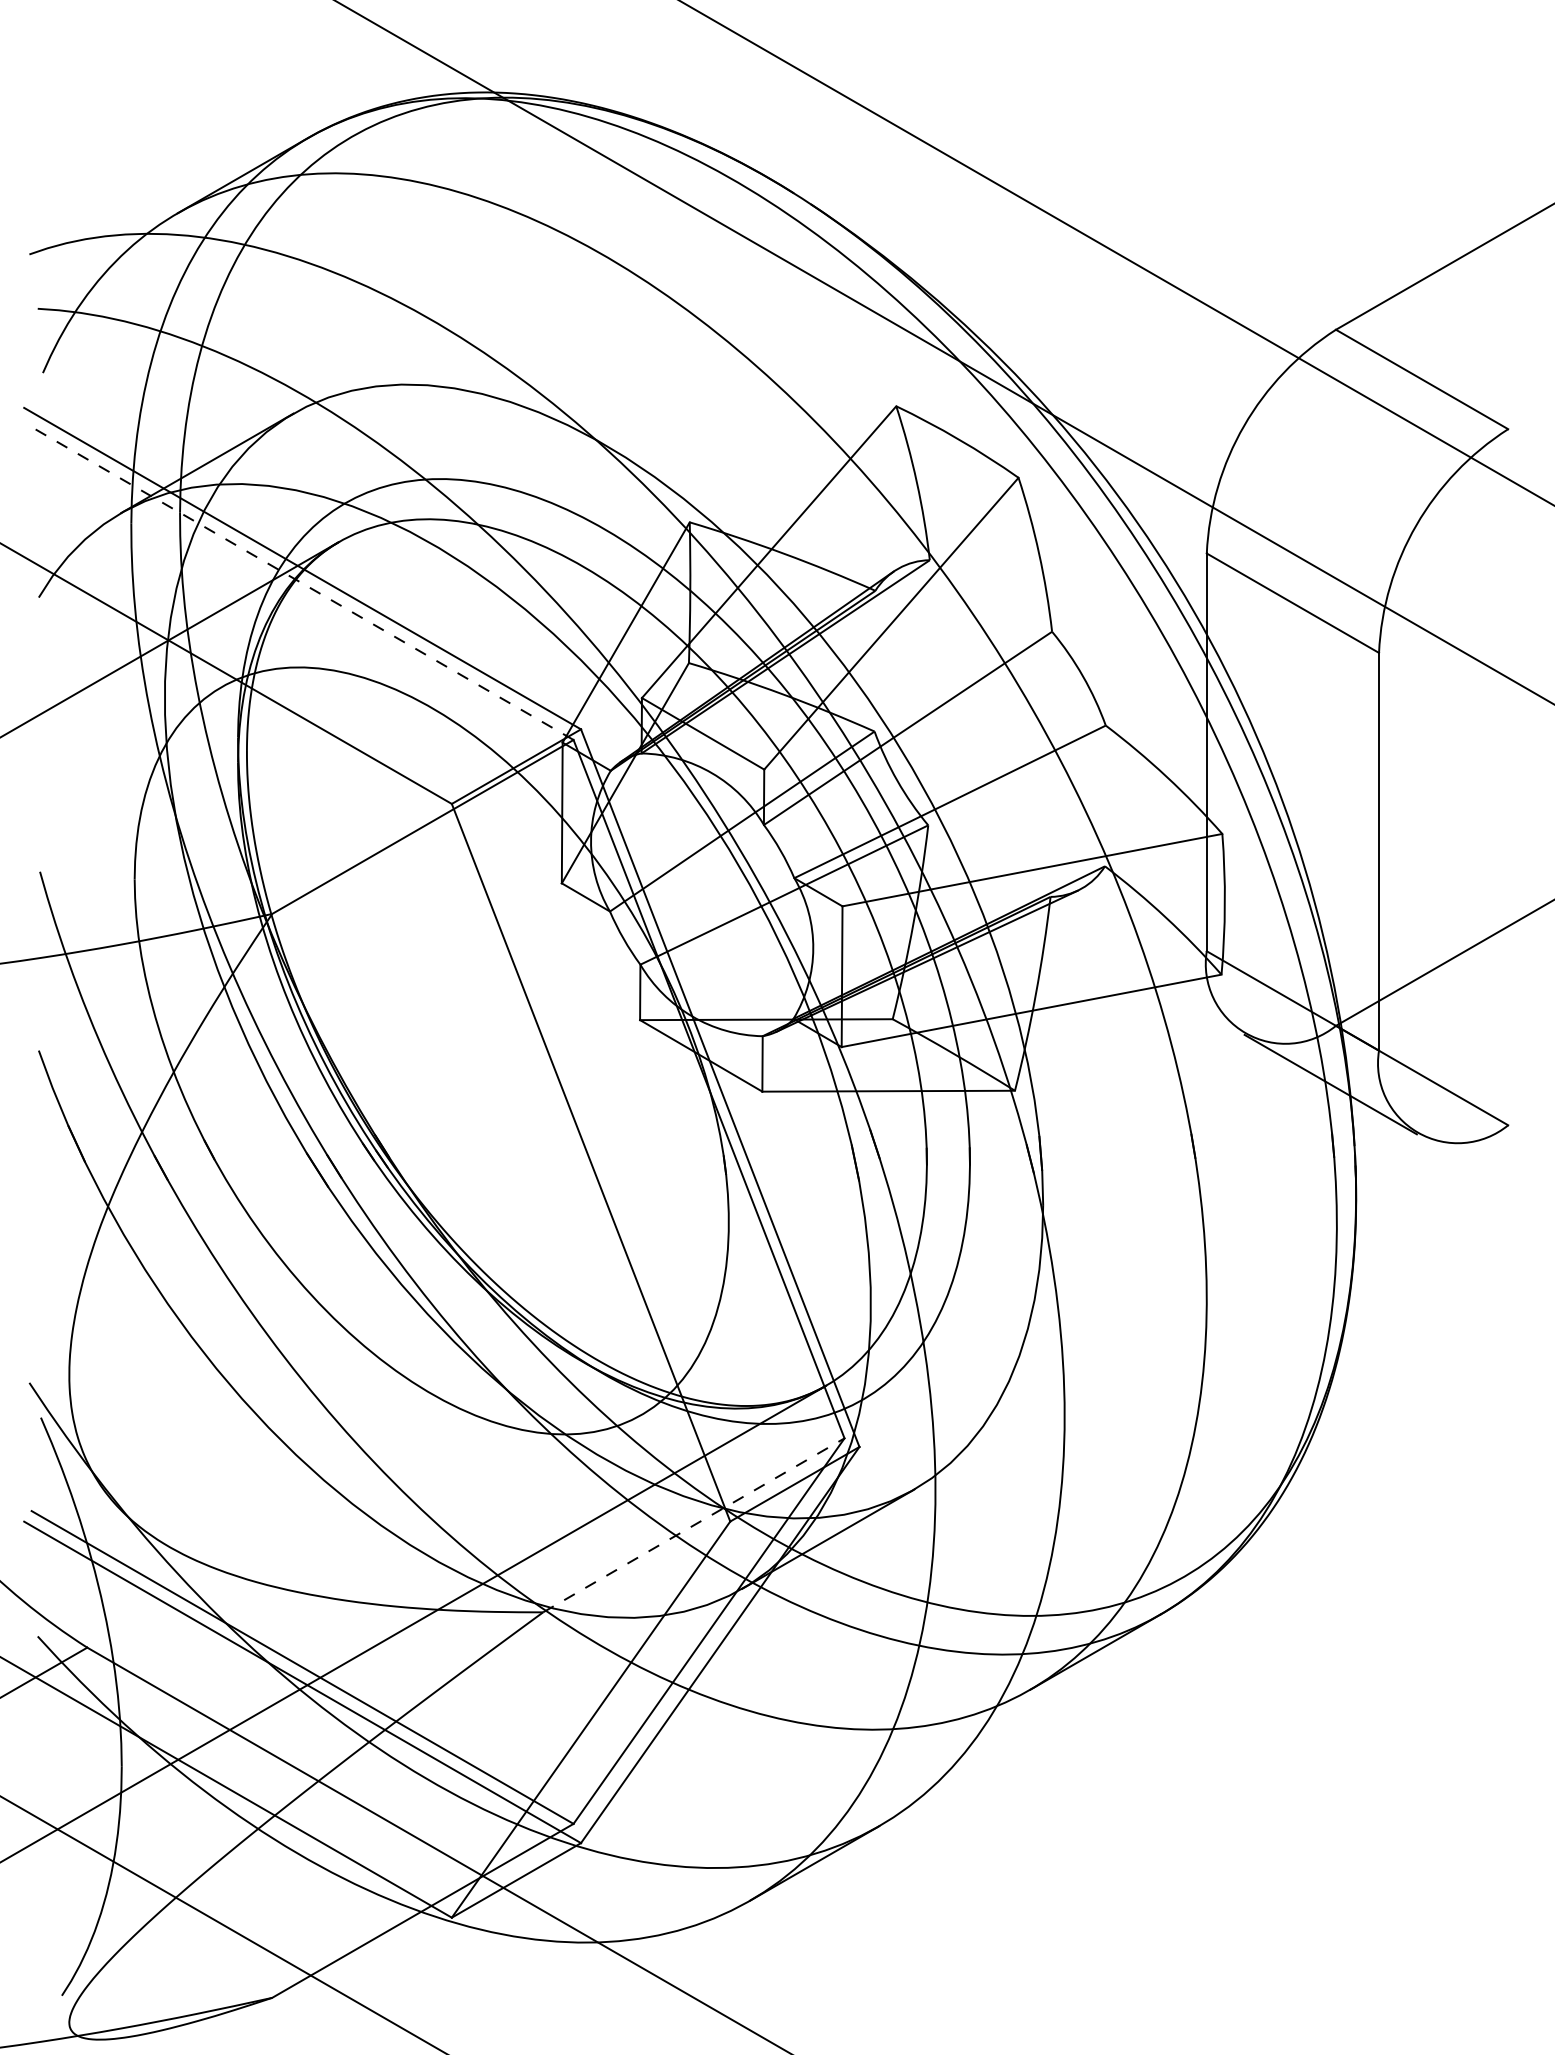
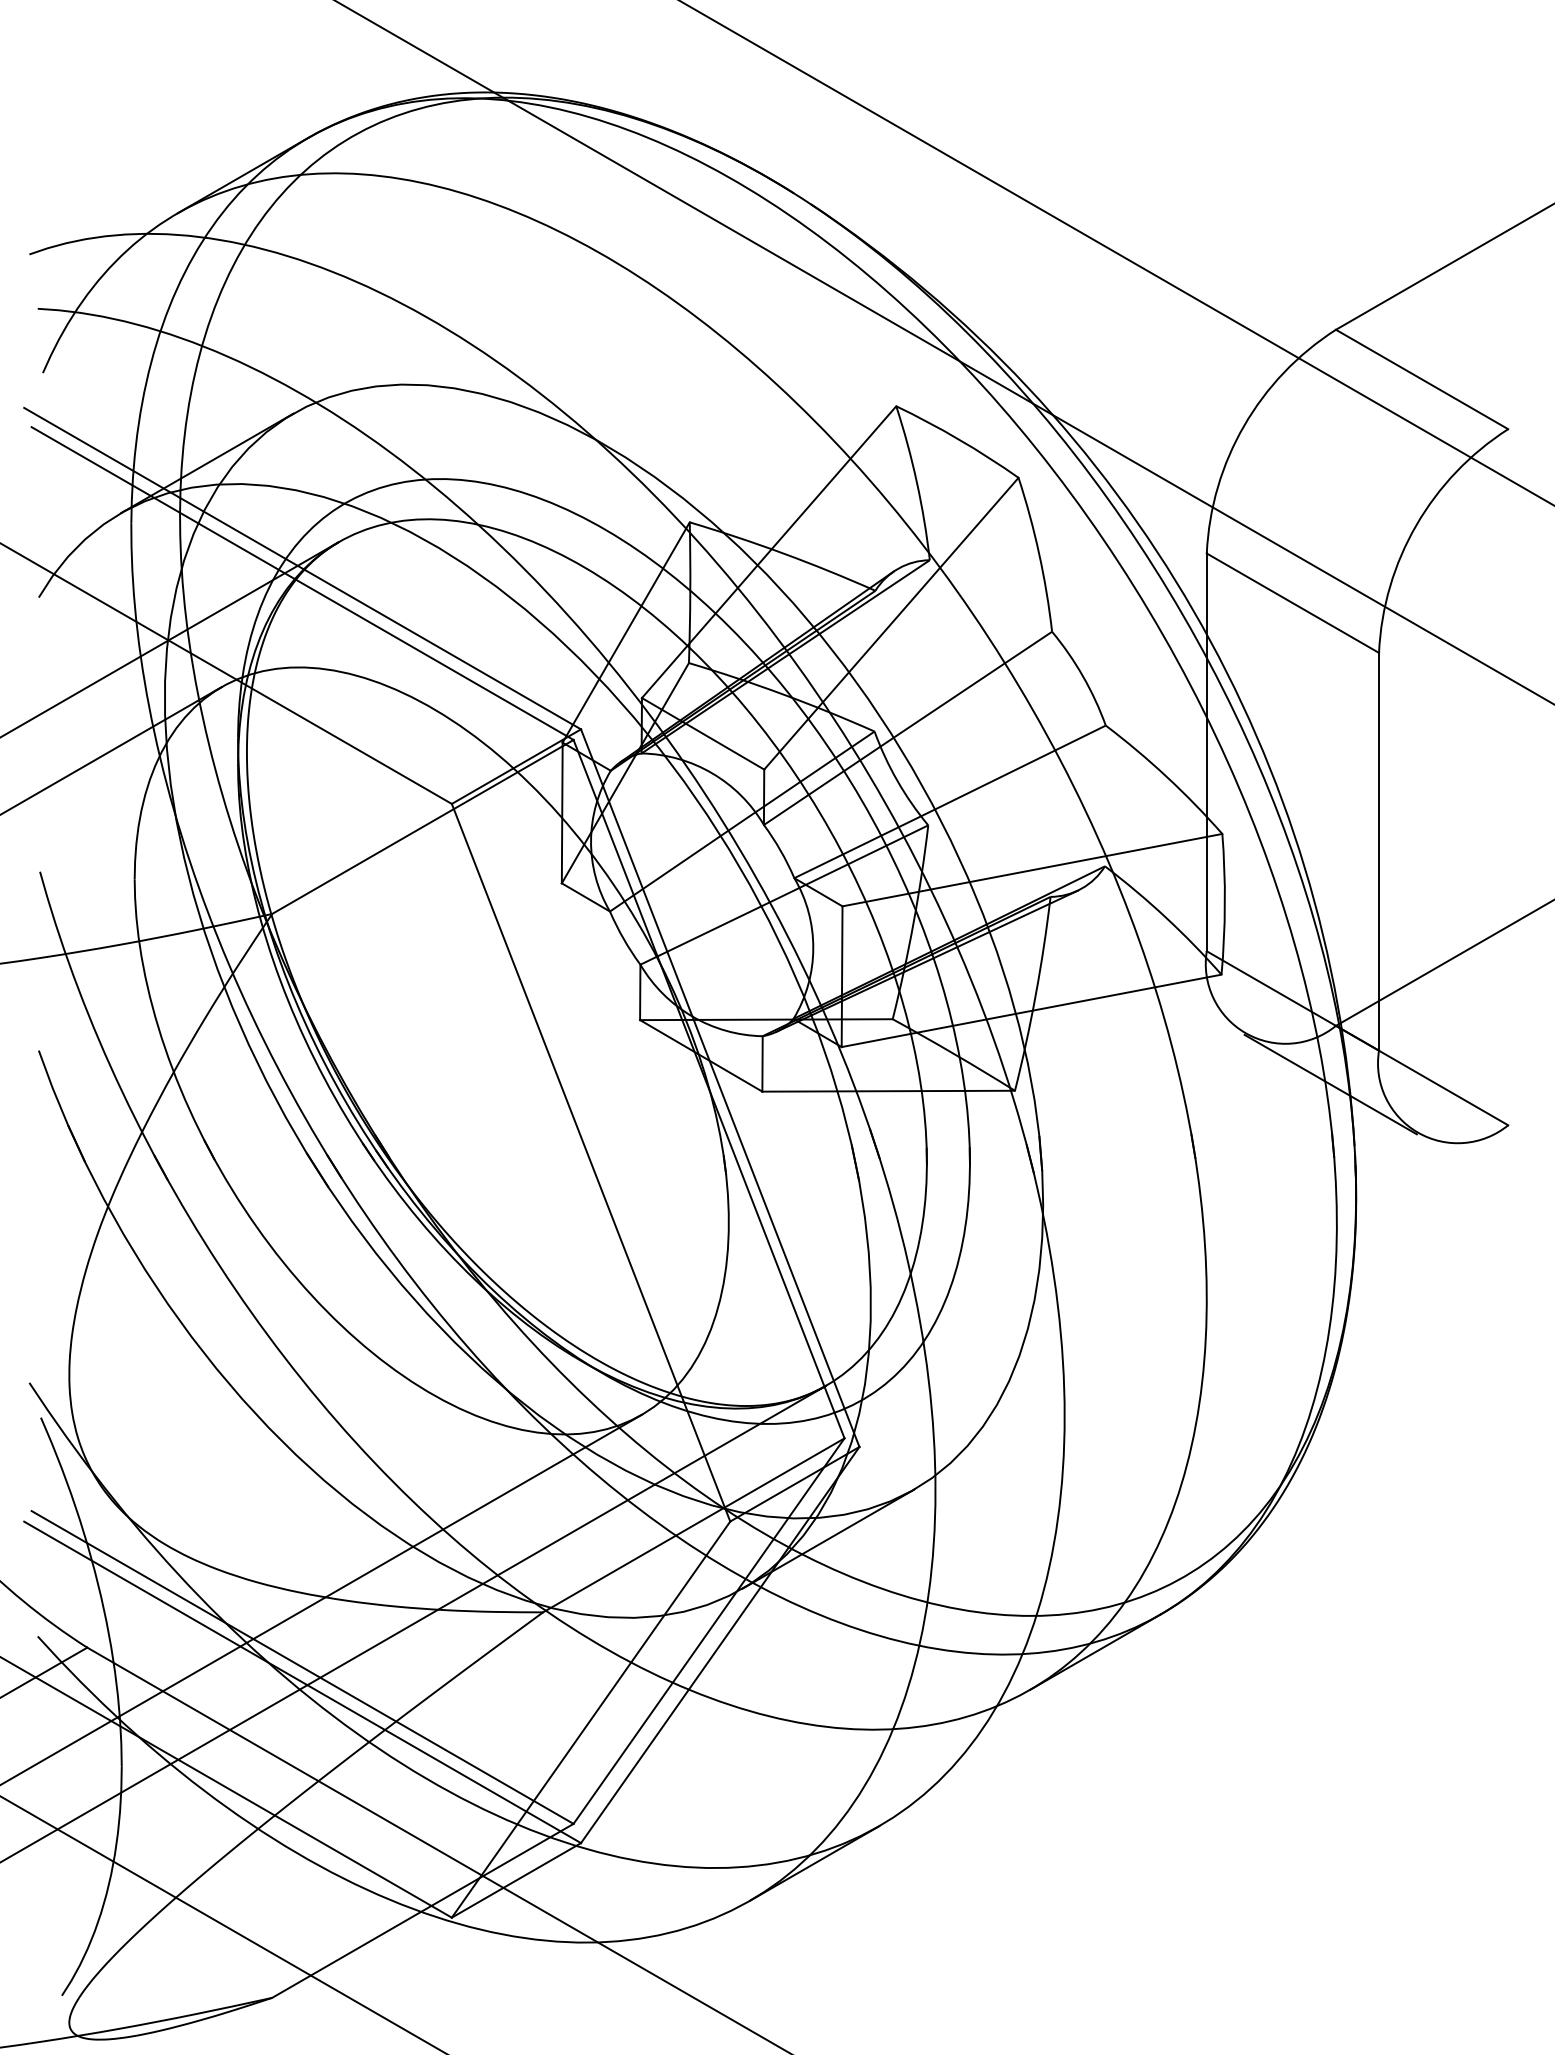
line: dashed -> solid (302, 583)
line: none -> present (111, 750)
line: dashed -> solid (694, 1525)
line: none -> present (321, 1598)
